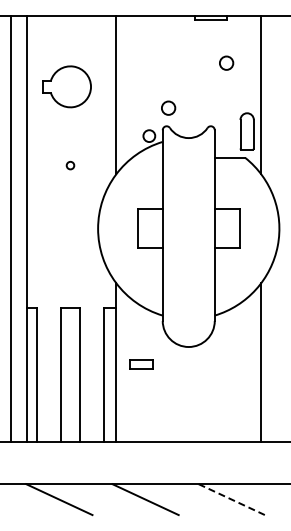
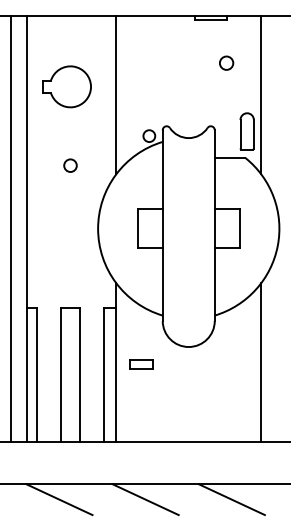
circle: present -> none (168, 107)
circle size: 11x10 px -> 15x15 px (70, 165)
line: dashed -> solid (231, 499)
